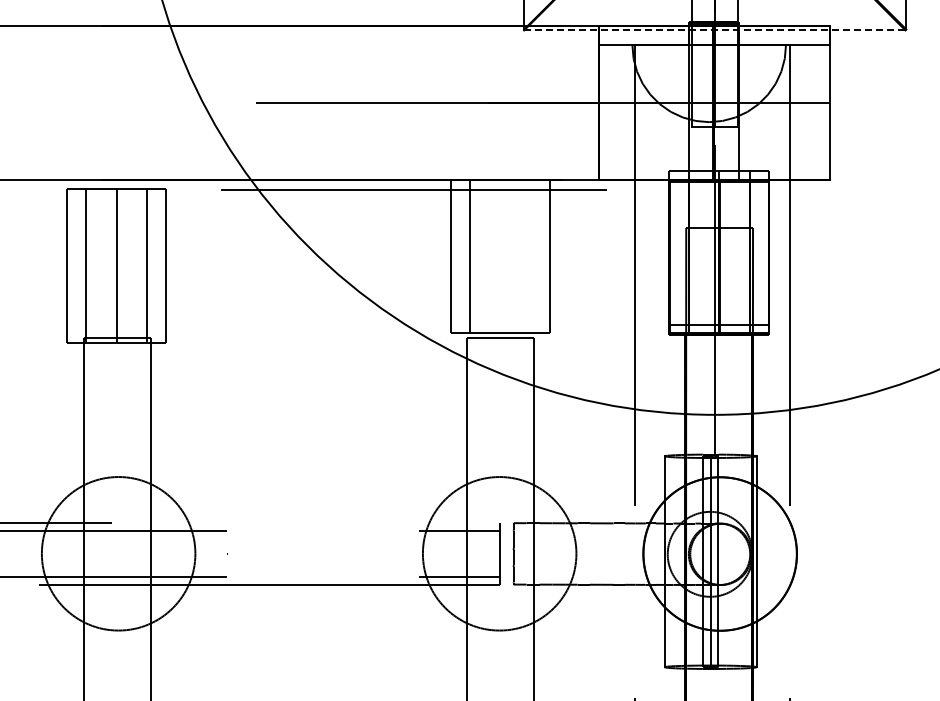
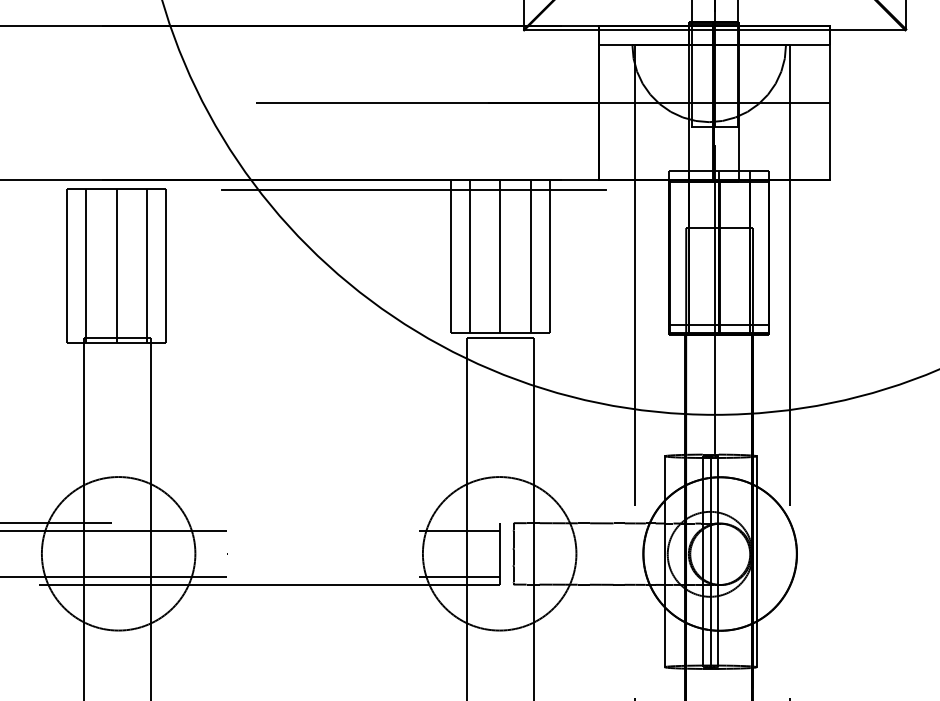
line: dashed -> solid (714, 30)
line: none -> present (500, 256)
line: none -> present (531, 256)
